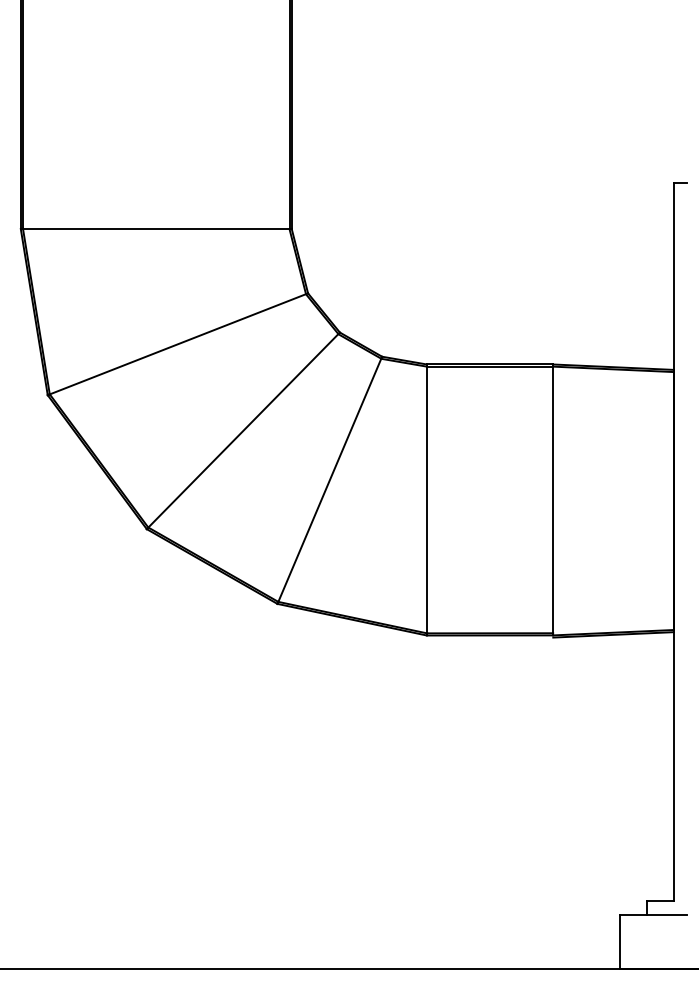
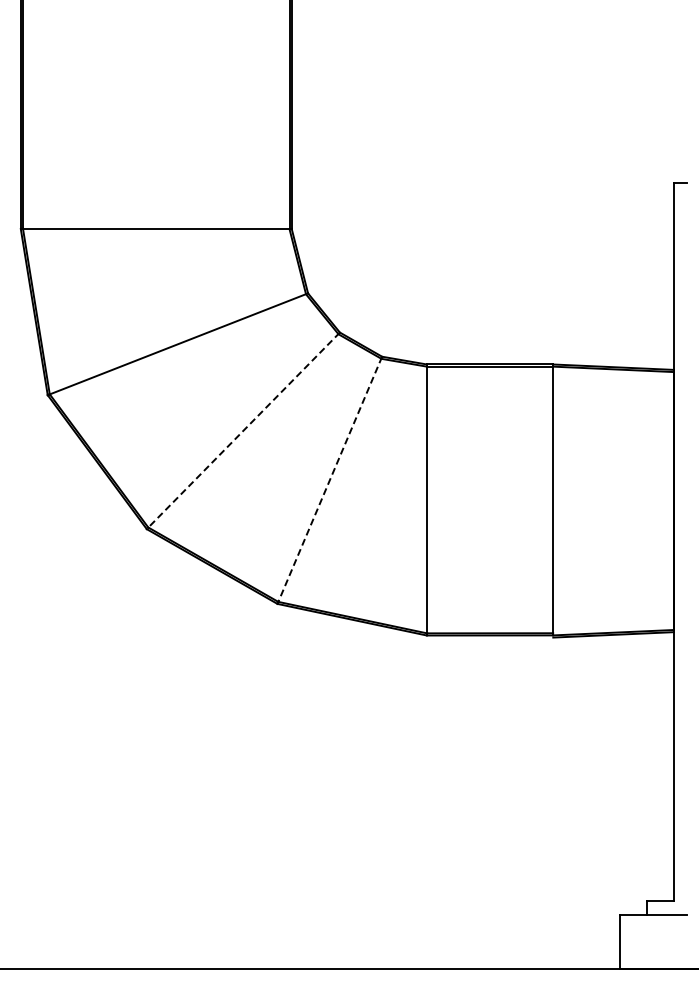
line: solid -> dashed (243, 430)
line: solid -> dashed (329, 480)
